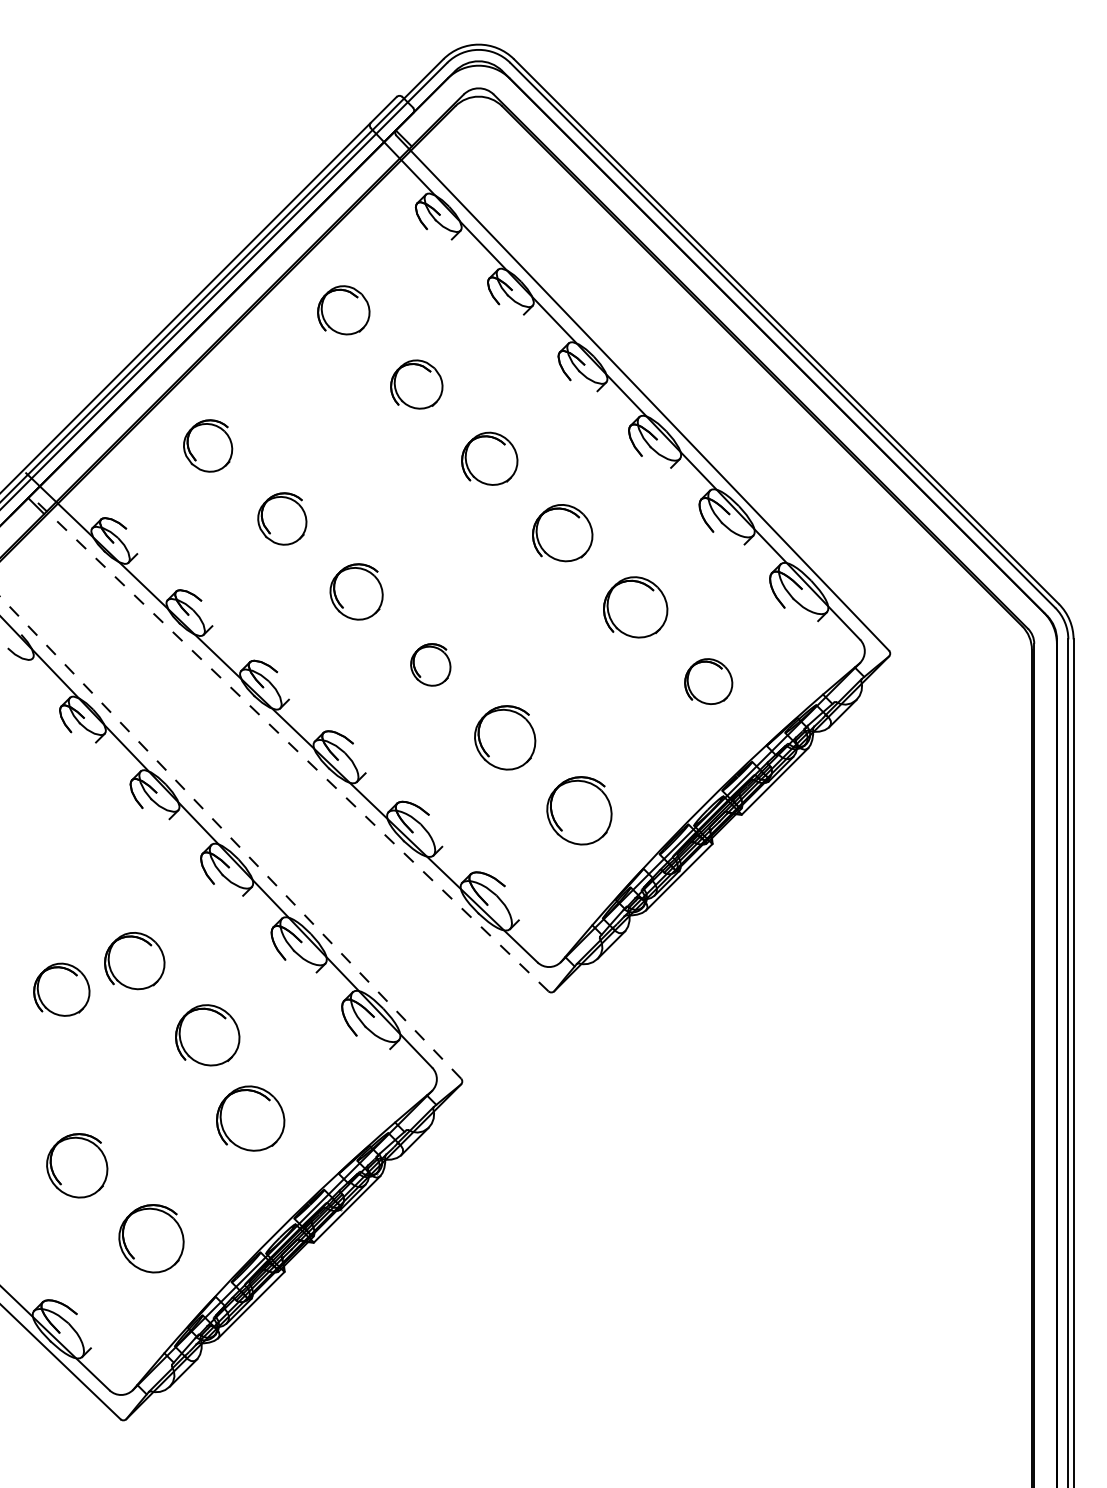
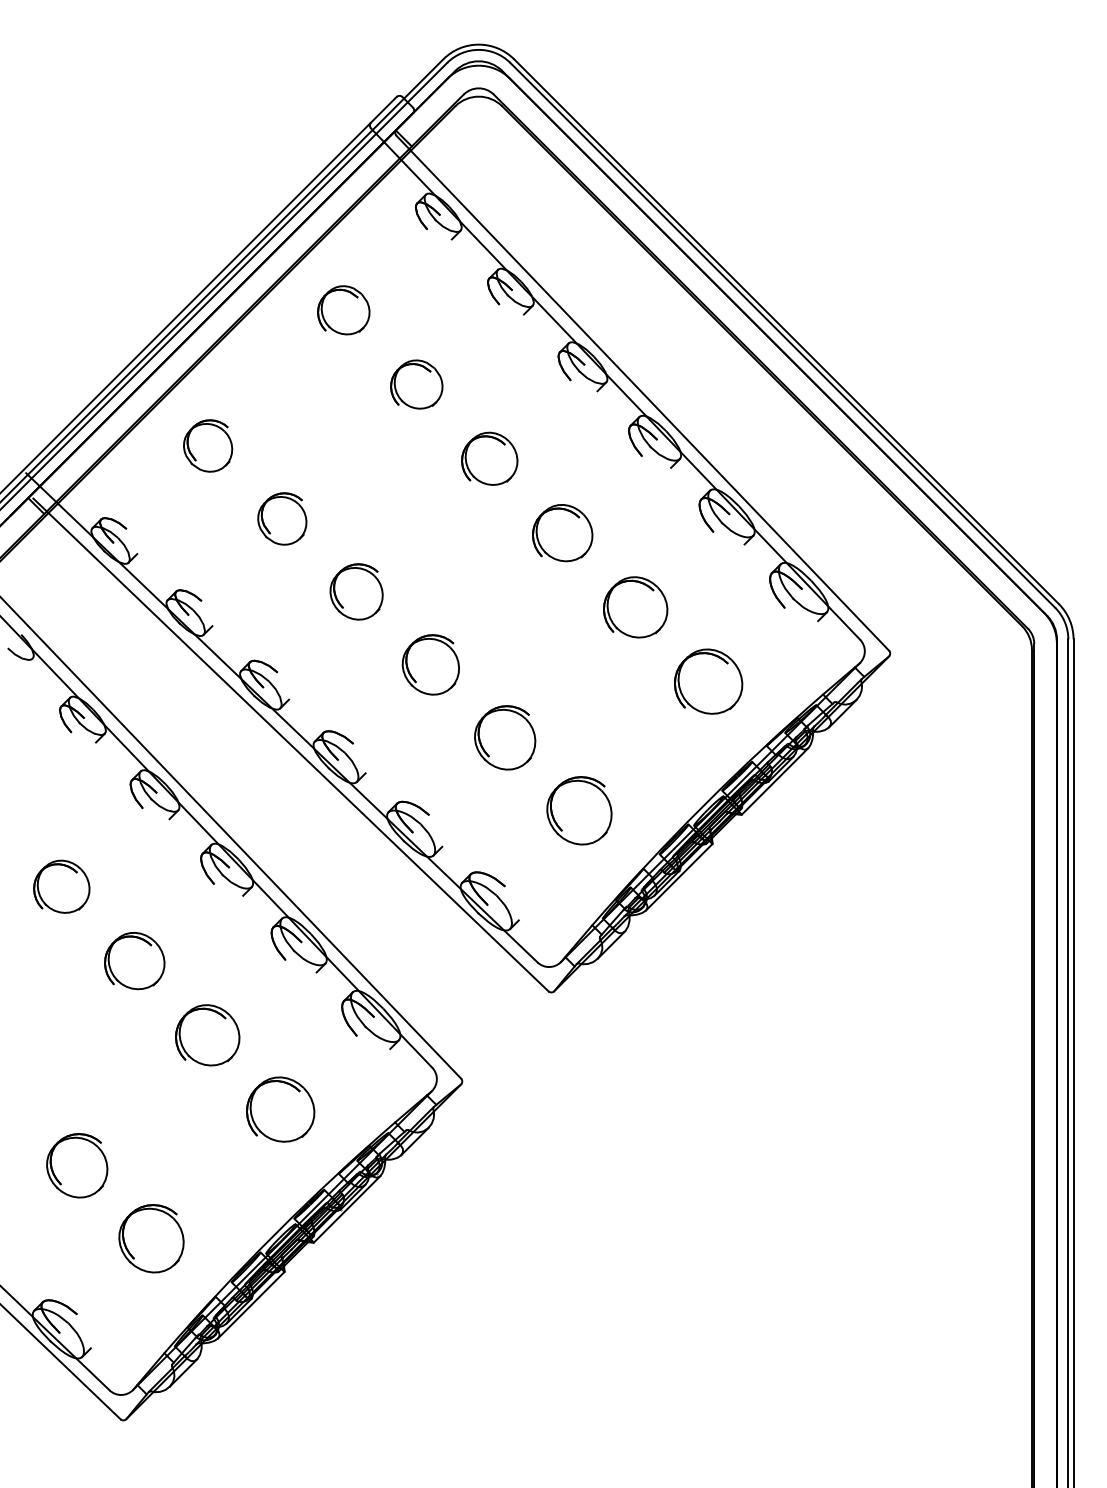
part size: 42x44 px -> 59x62 px (430, 664)
part size: 50x47 px -> 70x67 px (708, 681)
line: dashed -> solid (290, 744)
line: dashed -> solid (230, 837)
part position: (61, 989) -> (61, 886) (61, 886)
part position: (250, 1118) -> (280, 1109) (280, 1109)
